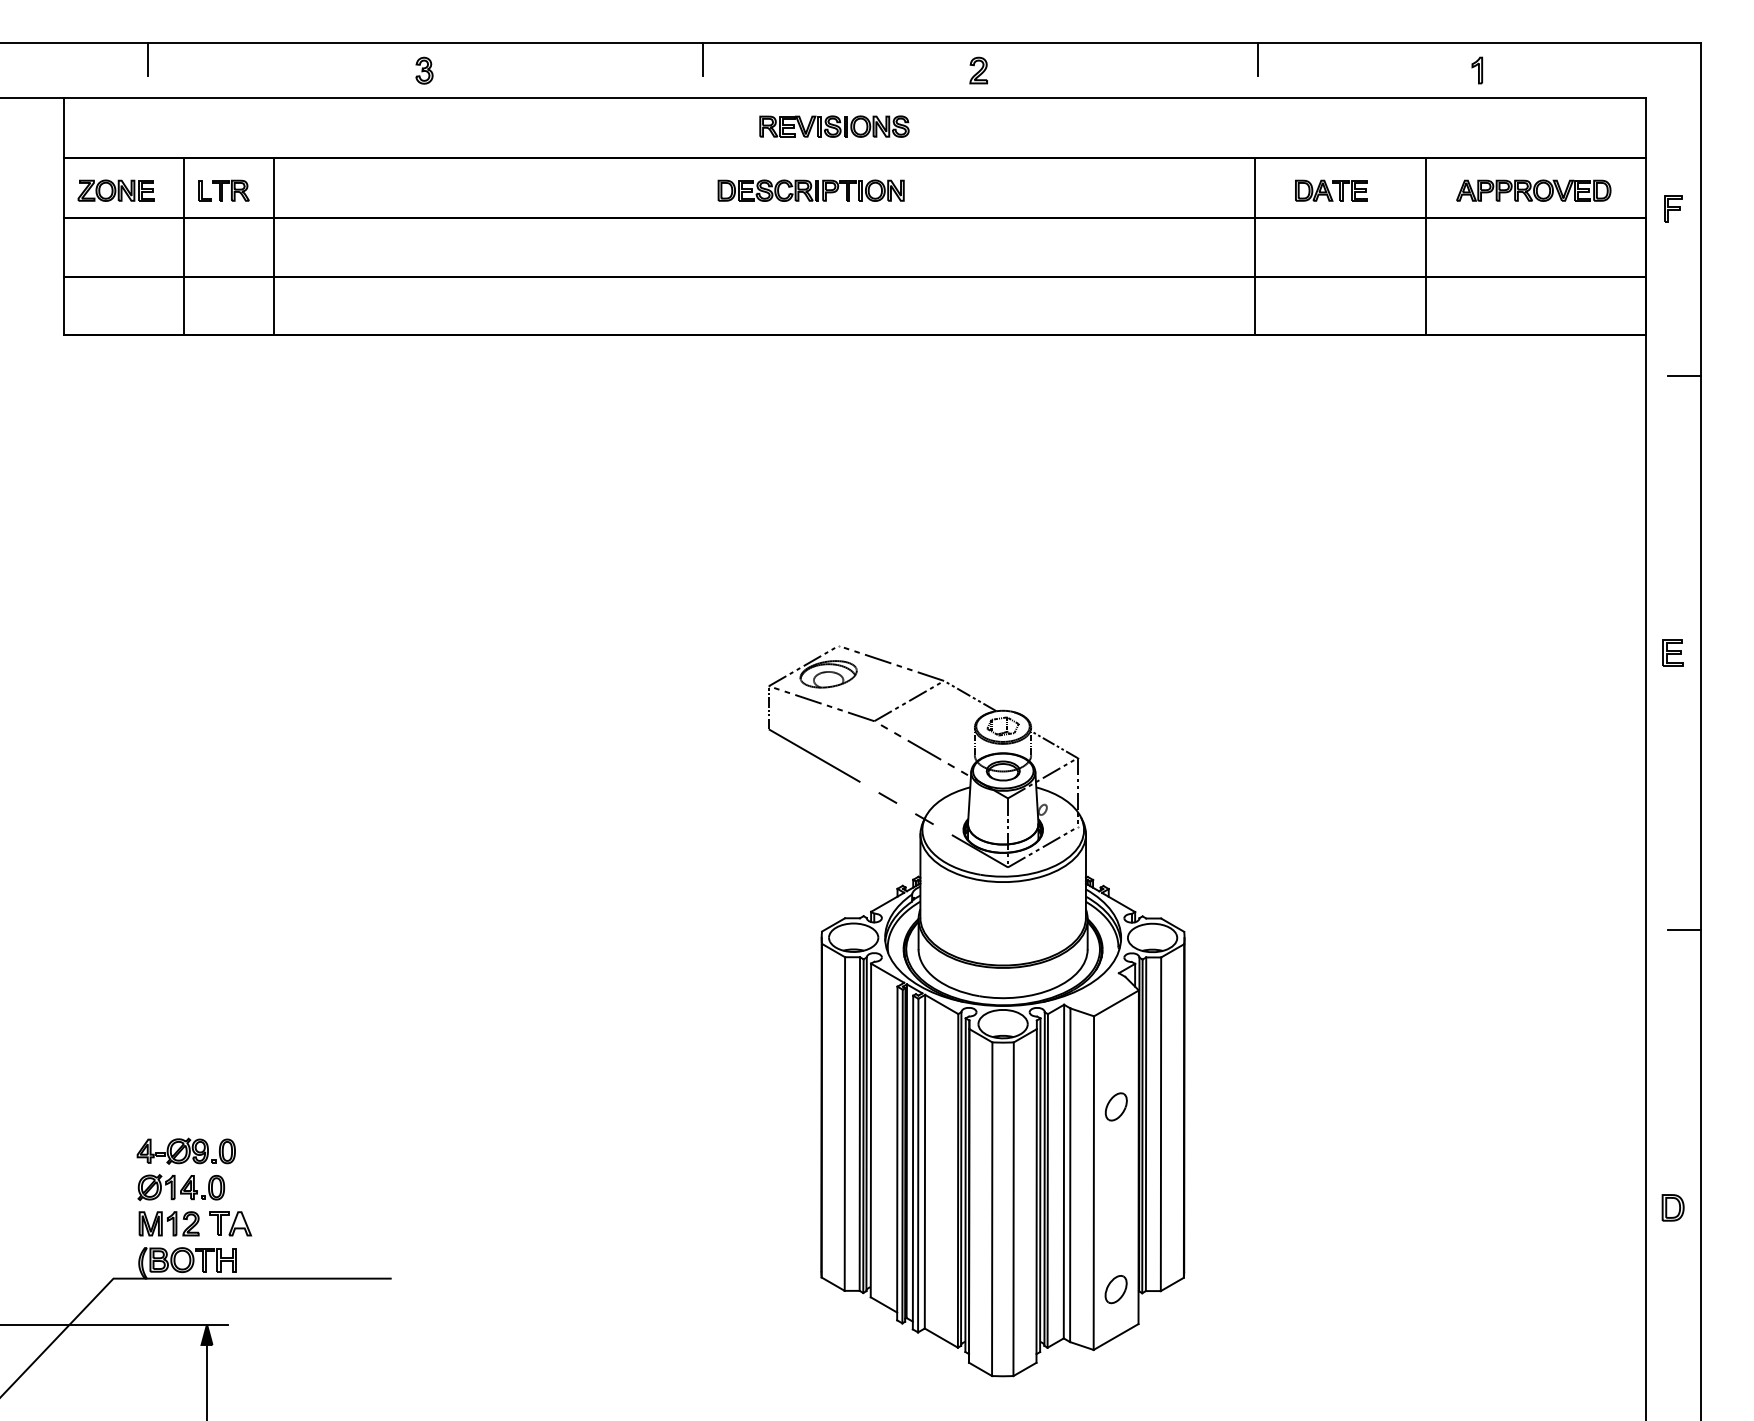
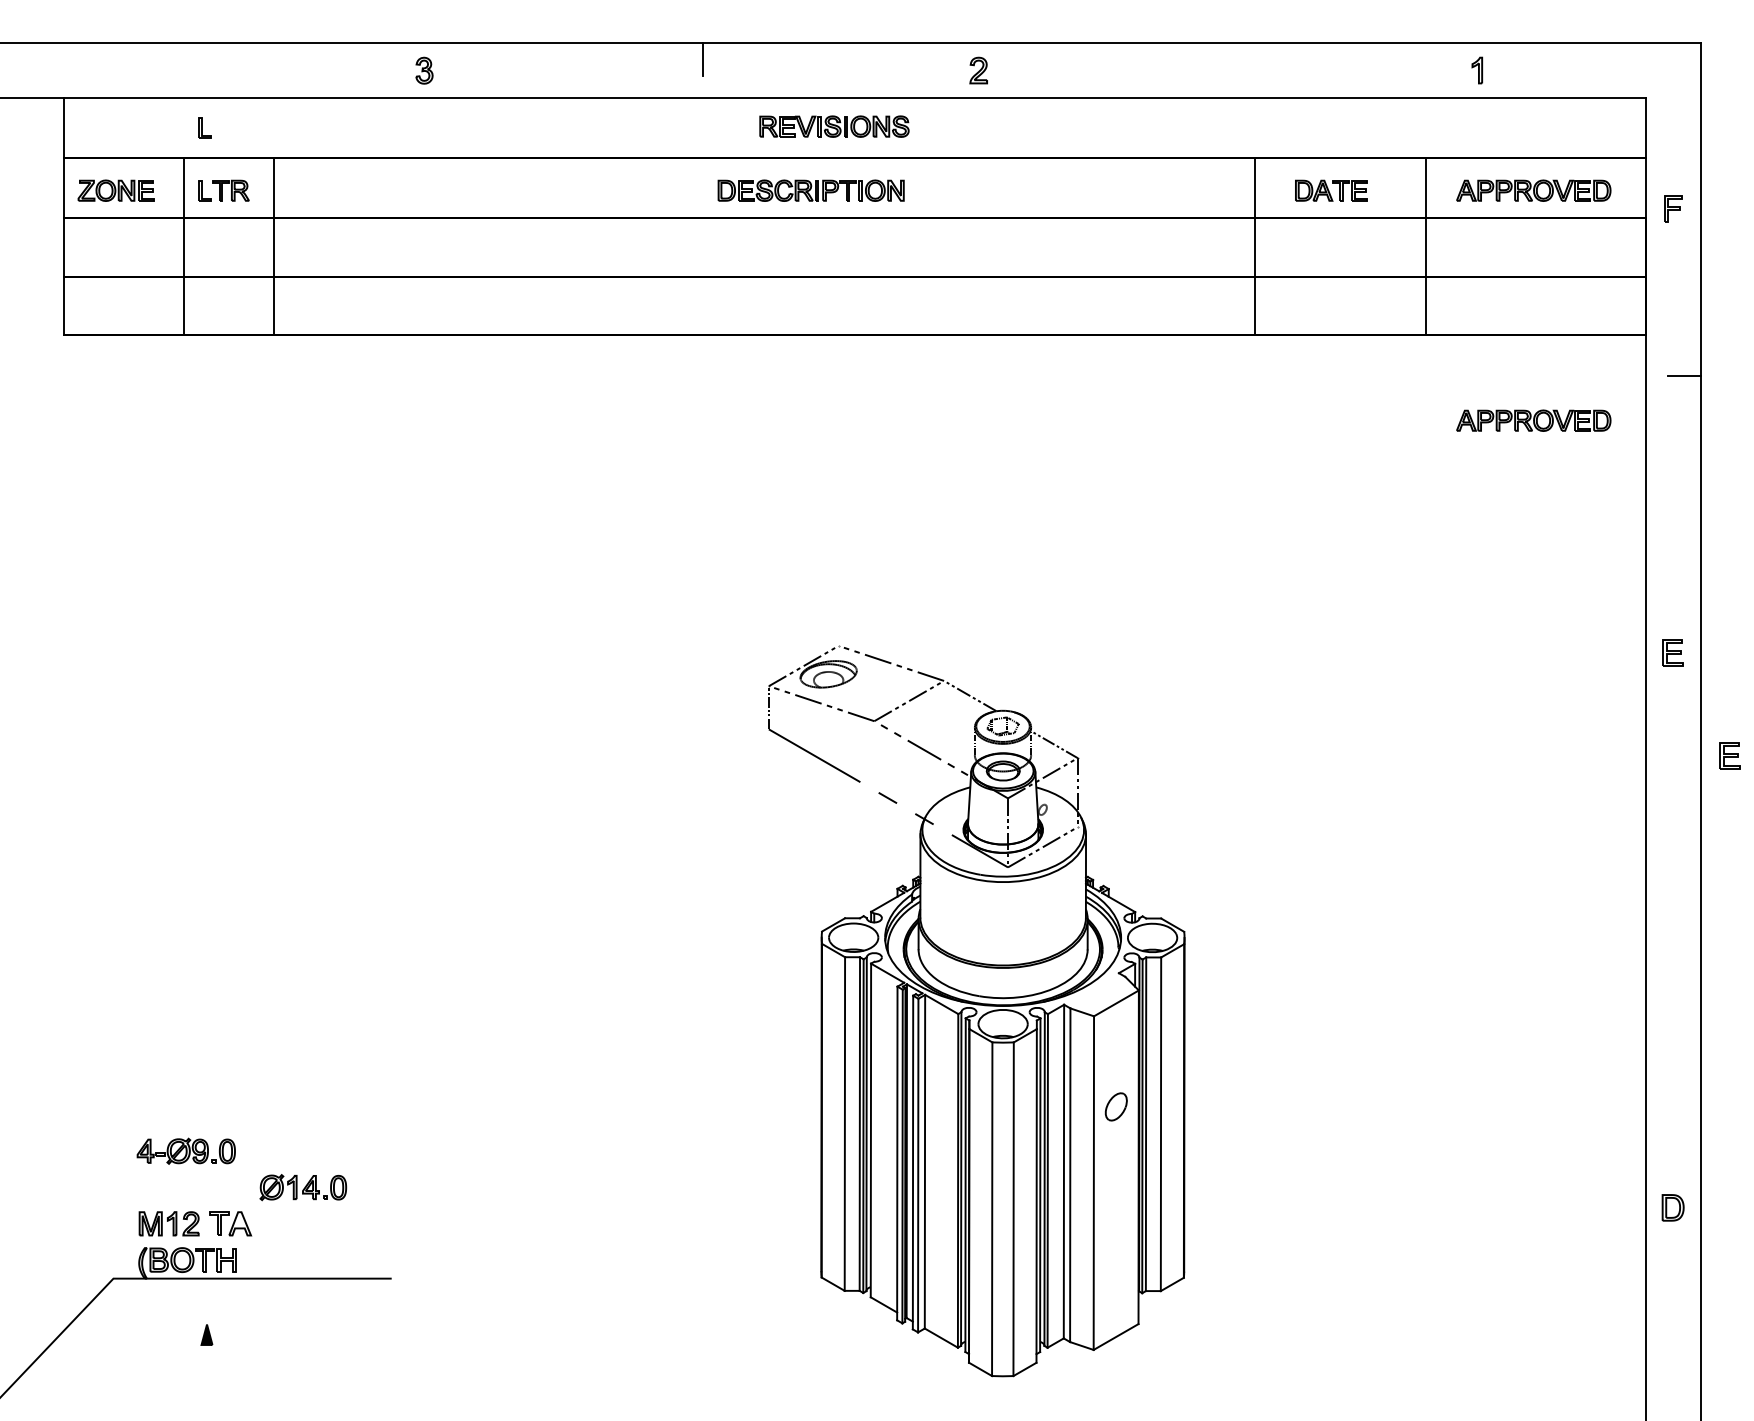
line: present -> none (147, 59)
line: present -> none (1257, 59)
part: none -> present (204, 127)
part: none -> present (1533, 420)
part: none -> present (1729, 755)
line: present -> none (1684, 930)
part position: (181, 1187) -> (303, 1187) (303, 1187)
part: present -> none (1115, 1289)
line: present -> none (115, 1324)
line: present -> none (207, 1380)
